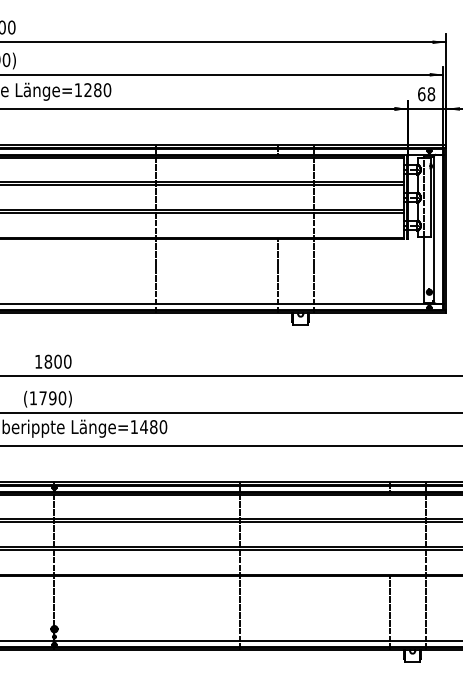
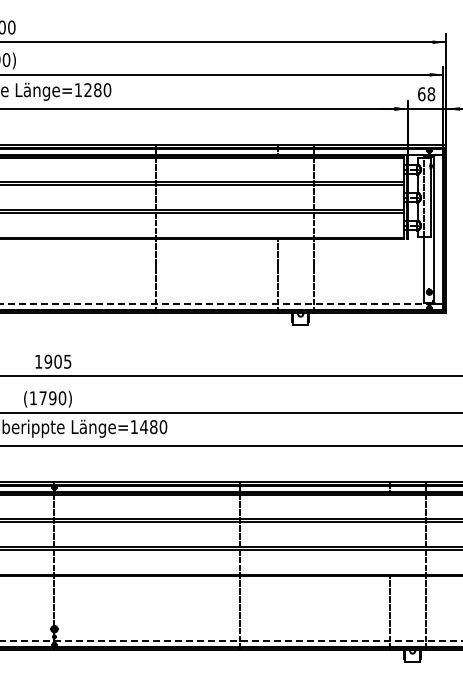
line: solid -> dashed (221, 303)
text: 1800 -> 1905 (57, 361)
line: solid -> dashed (230, 640)
